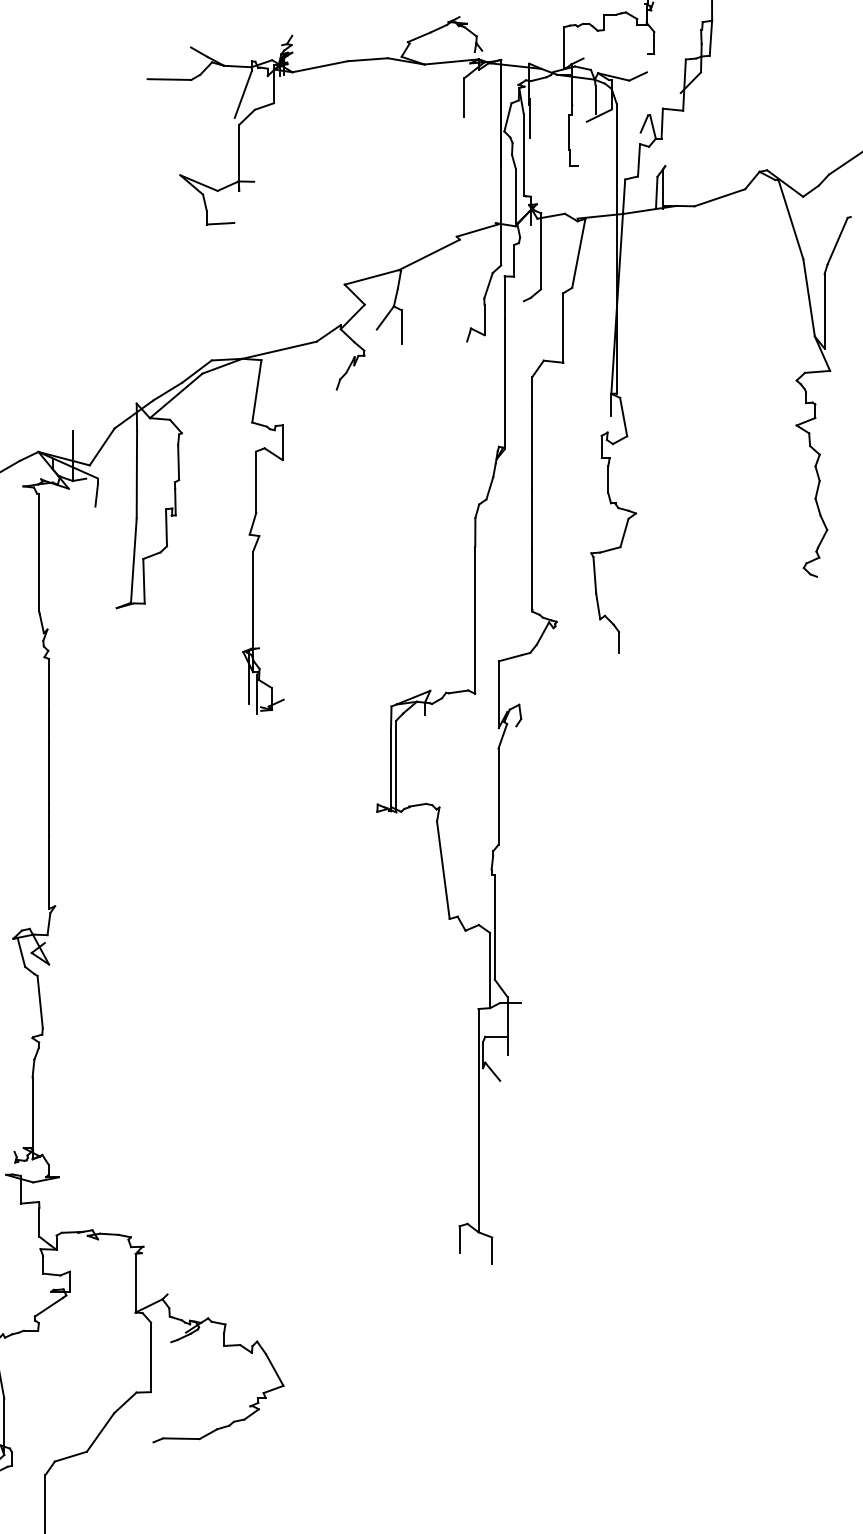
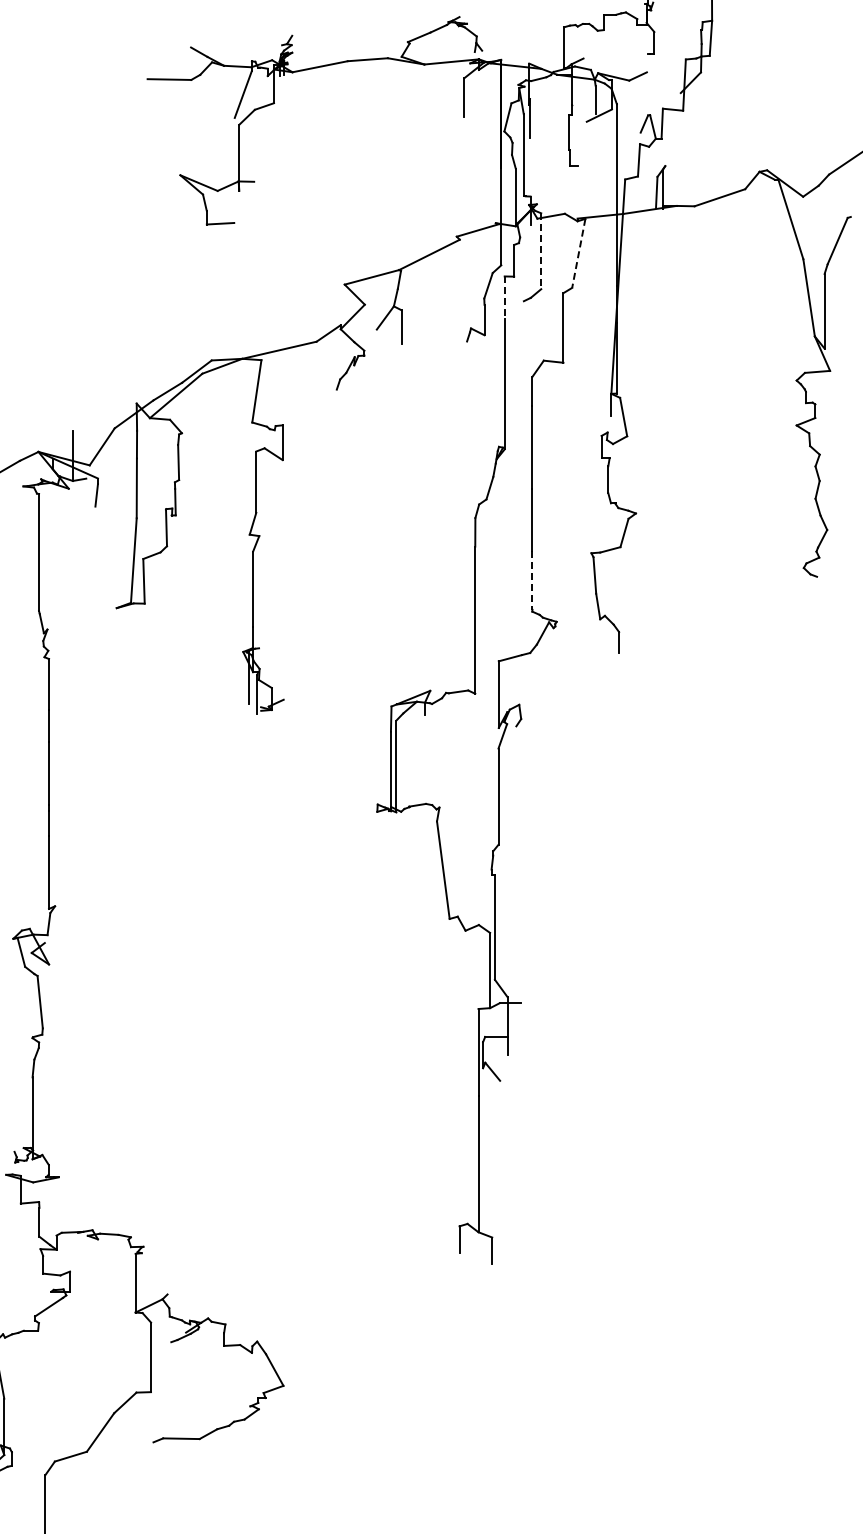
line: solid -> dashed (541, 251)
line: solid -> dashed (578, 253)
line: solid -> dashed (504, 297)
line: solid -> dashed (532, 580)
